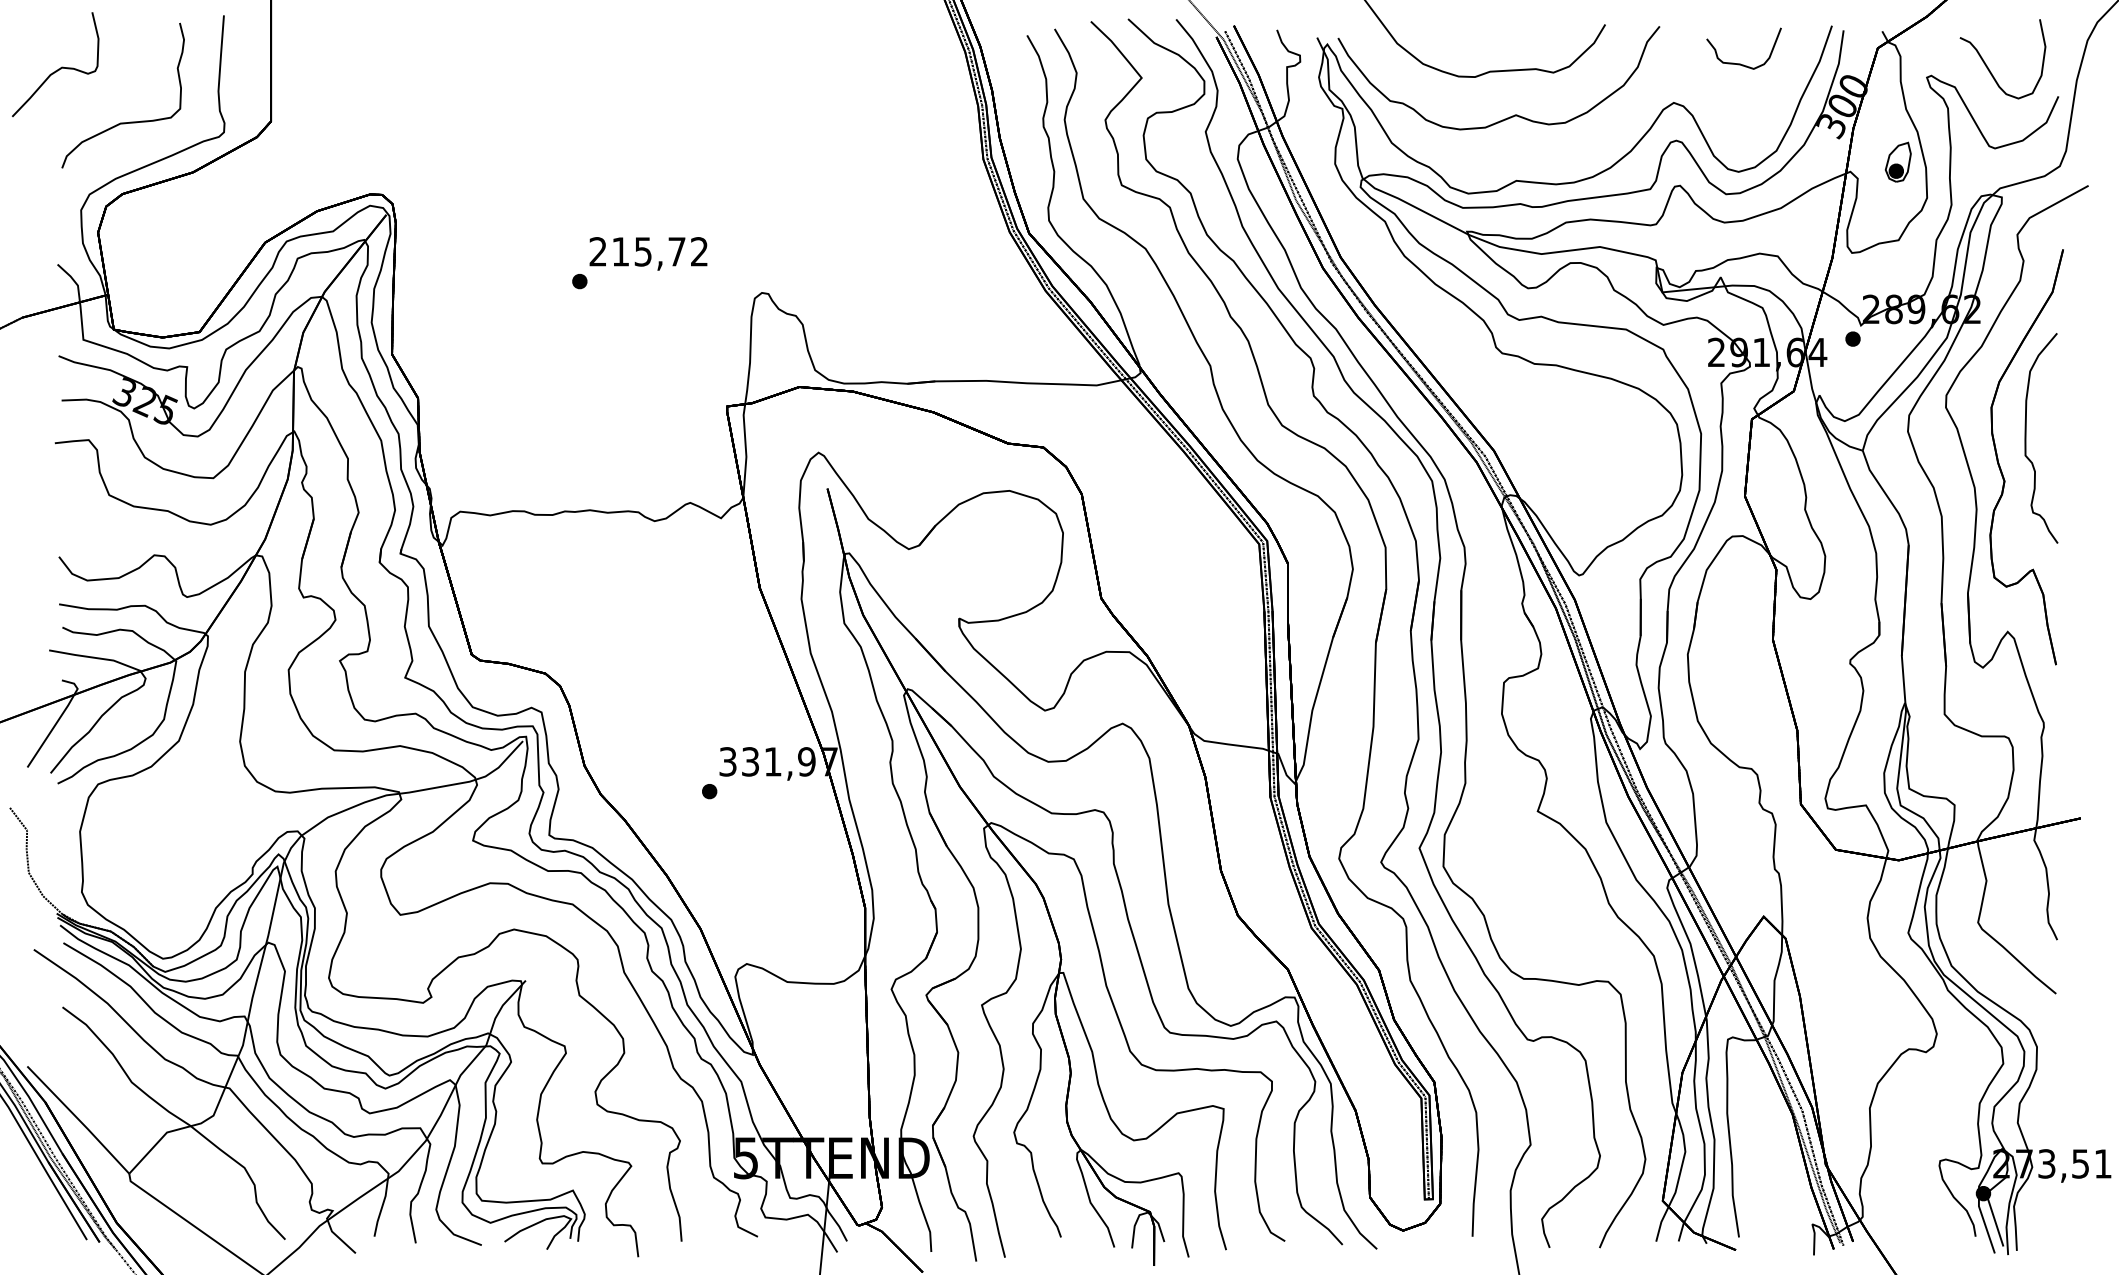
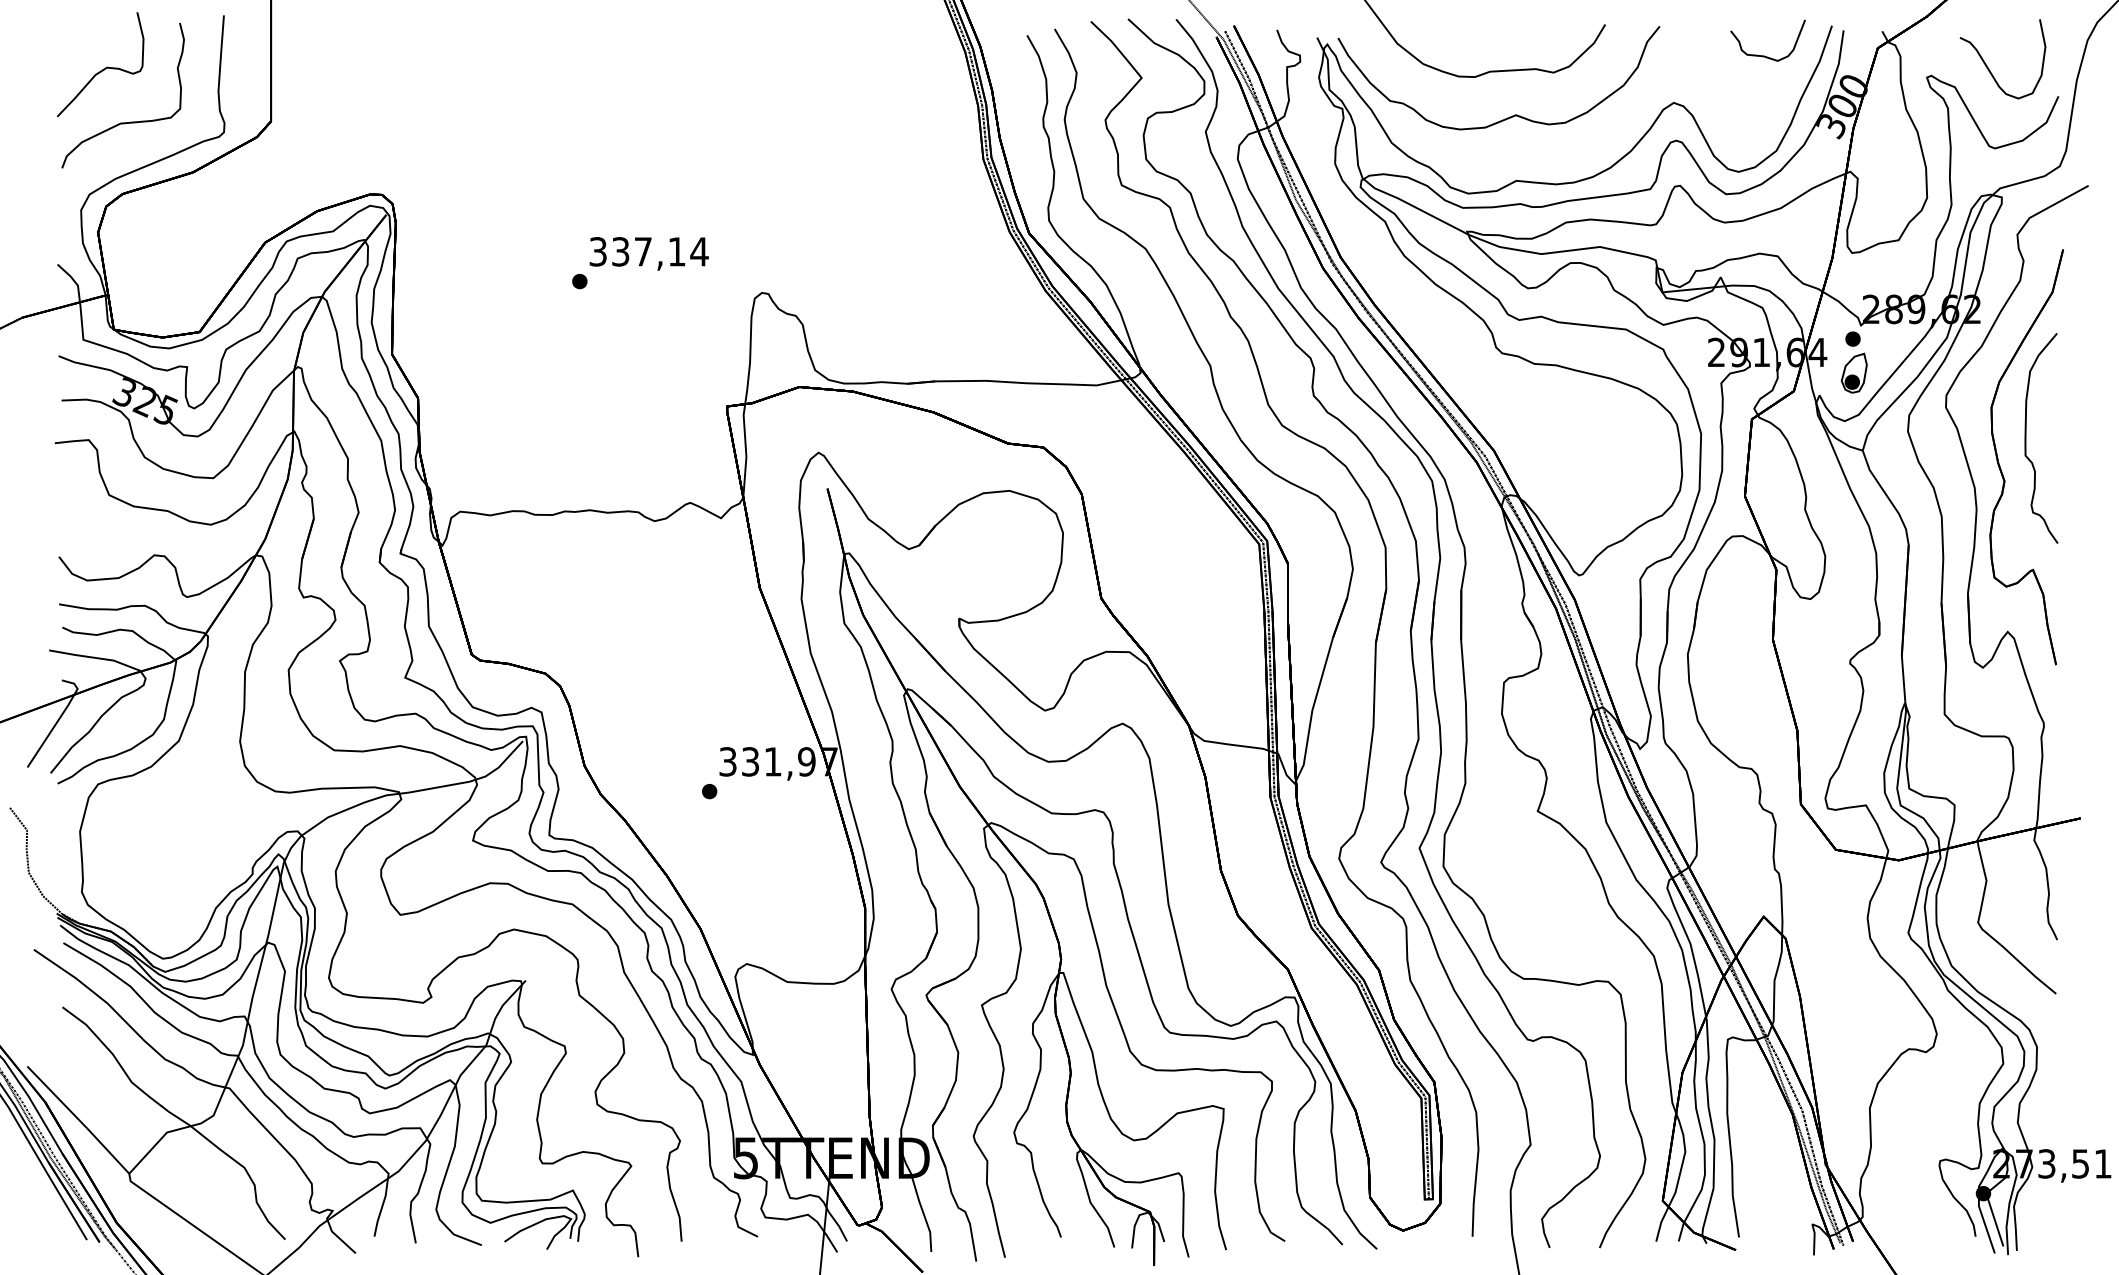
curve position: (1740, 63) -> (1764, 55) (1764, 55)
curve position: (58, 68) -> (103, 68) (103, 68)
part position: (1897, 161) -> (1853, 372) (1853, 372)
text: 215,72 -> 337,14 (648, 251)
